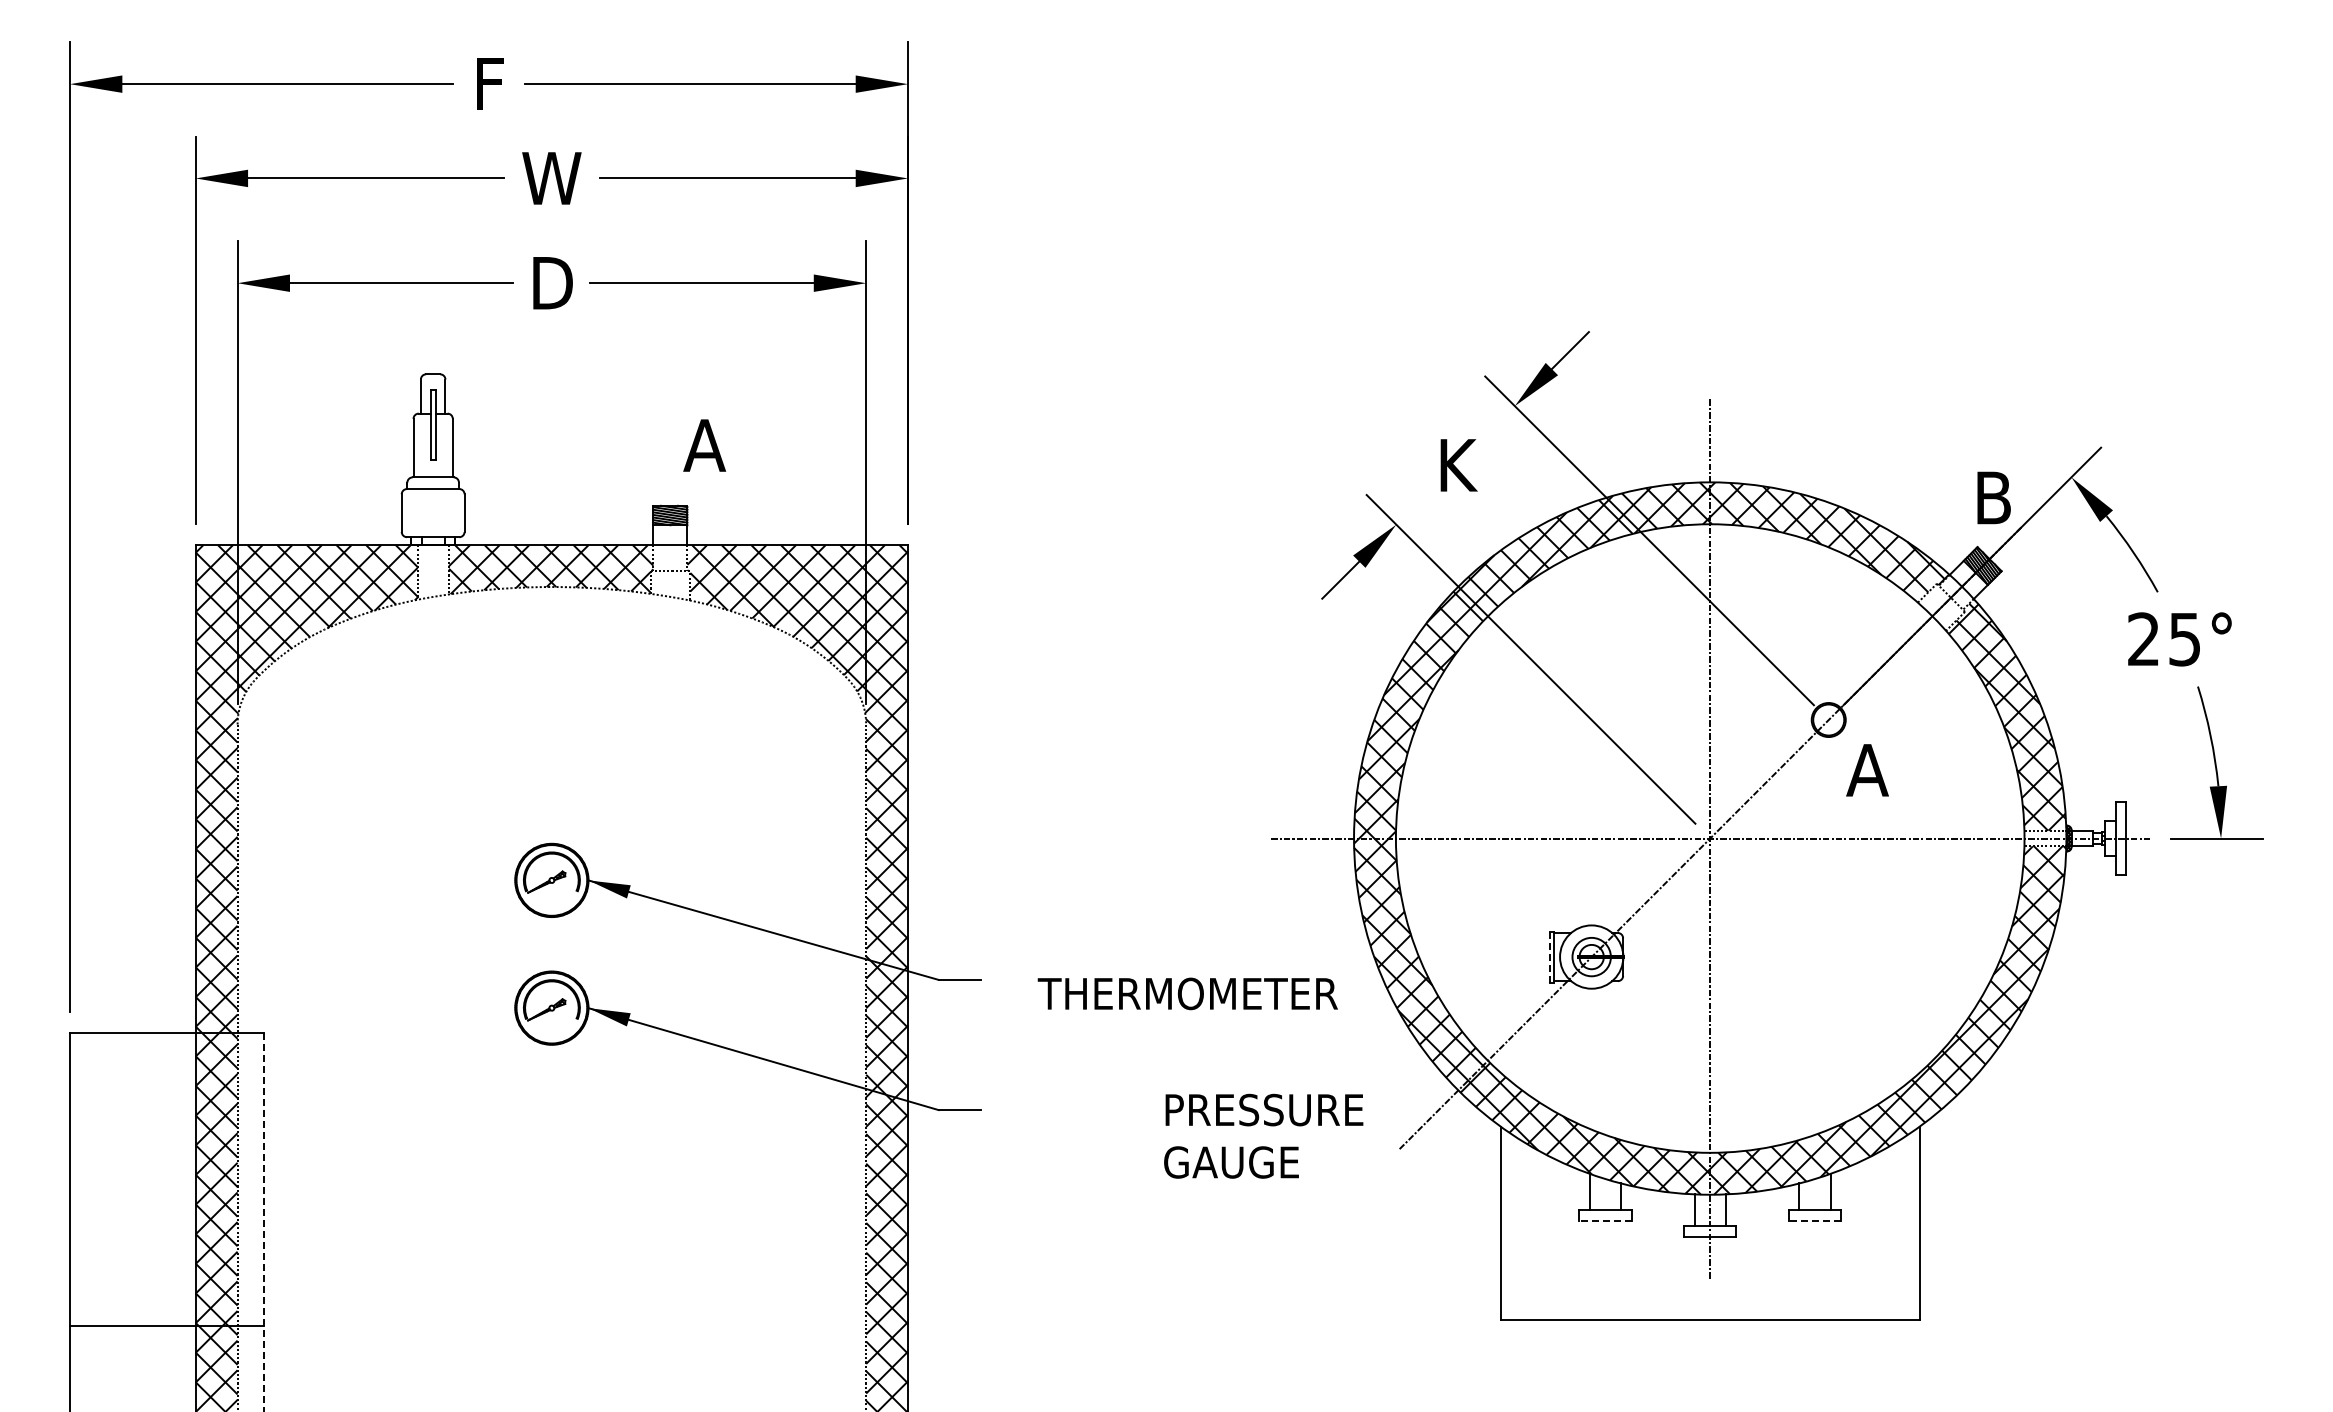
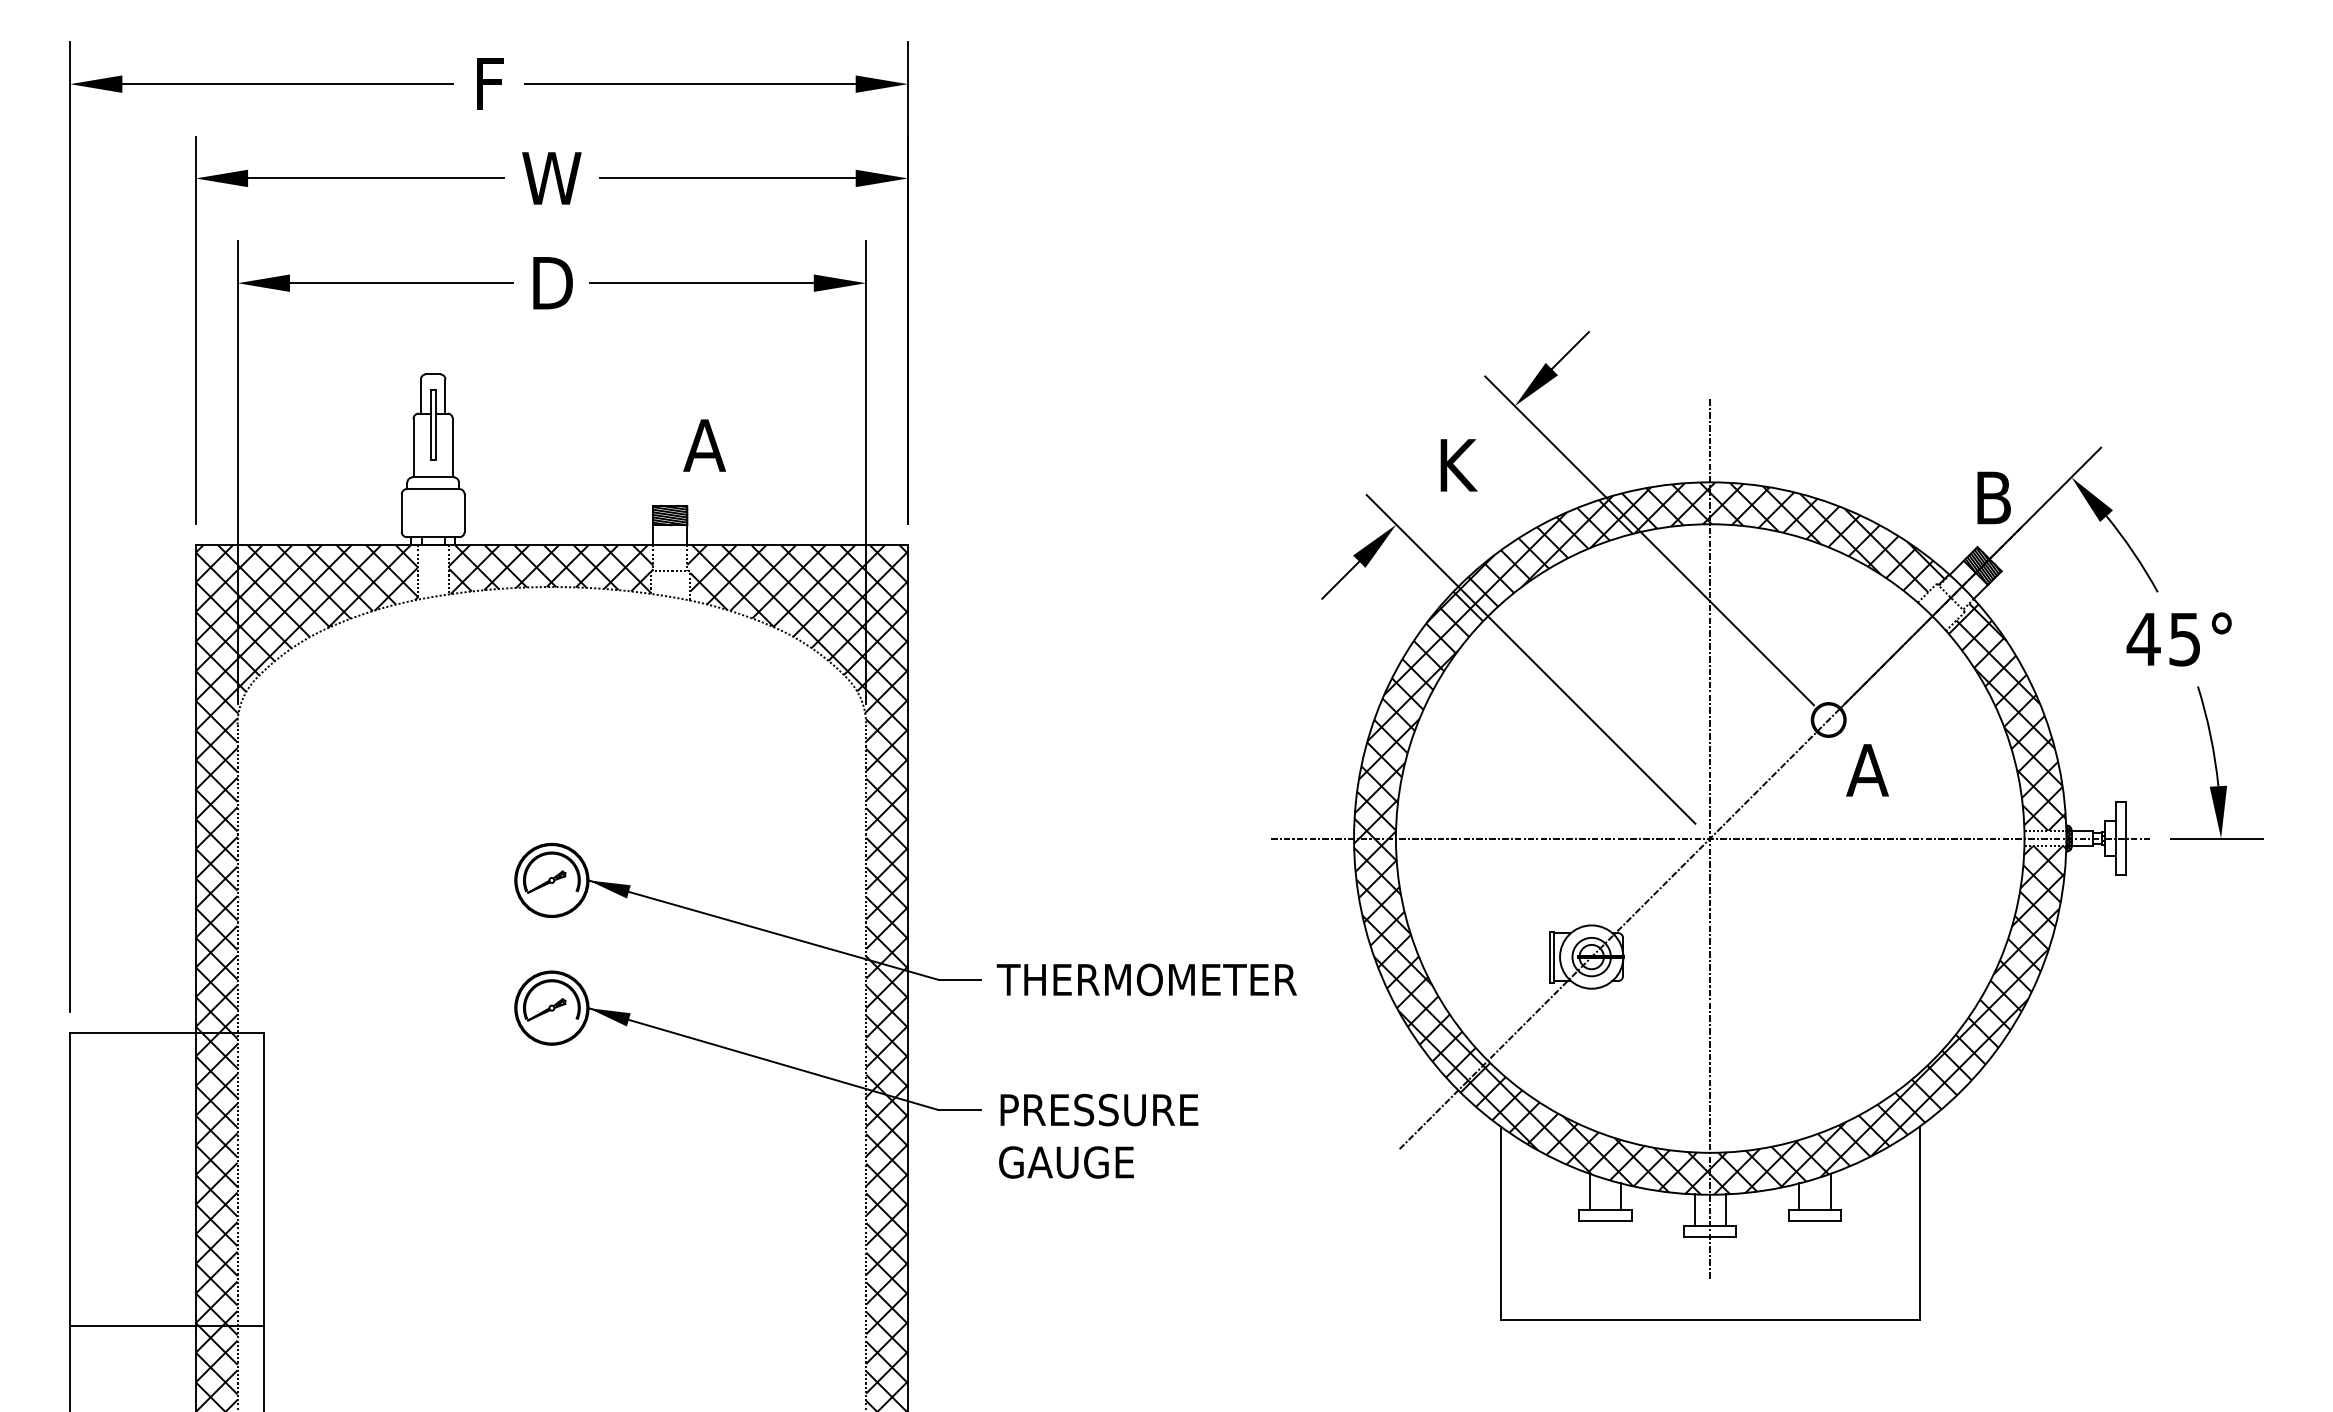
text: 25° -> 45° (2143, 638)
line: dashed -> solid (1549, 957)
text position: (1187, 993) -> (1146, 979) (1146, 979)
text position: (1263, 1135) -> (1098, 1135) (1098, 1135)
line: dashed -> solid (1604, 1220)
line: dashed -> solid (1814, 1220)
line: dashed -> solid (263, 1222)
